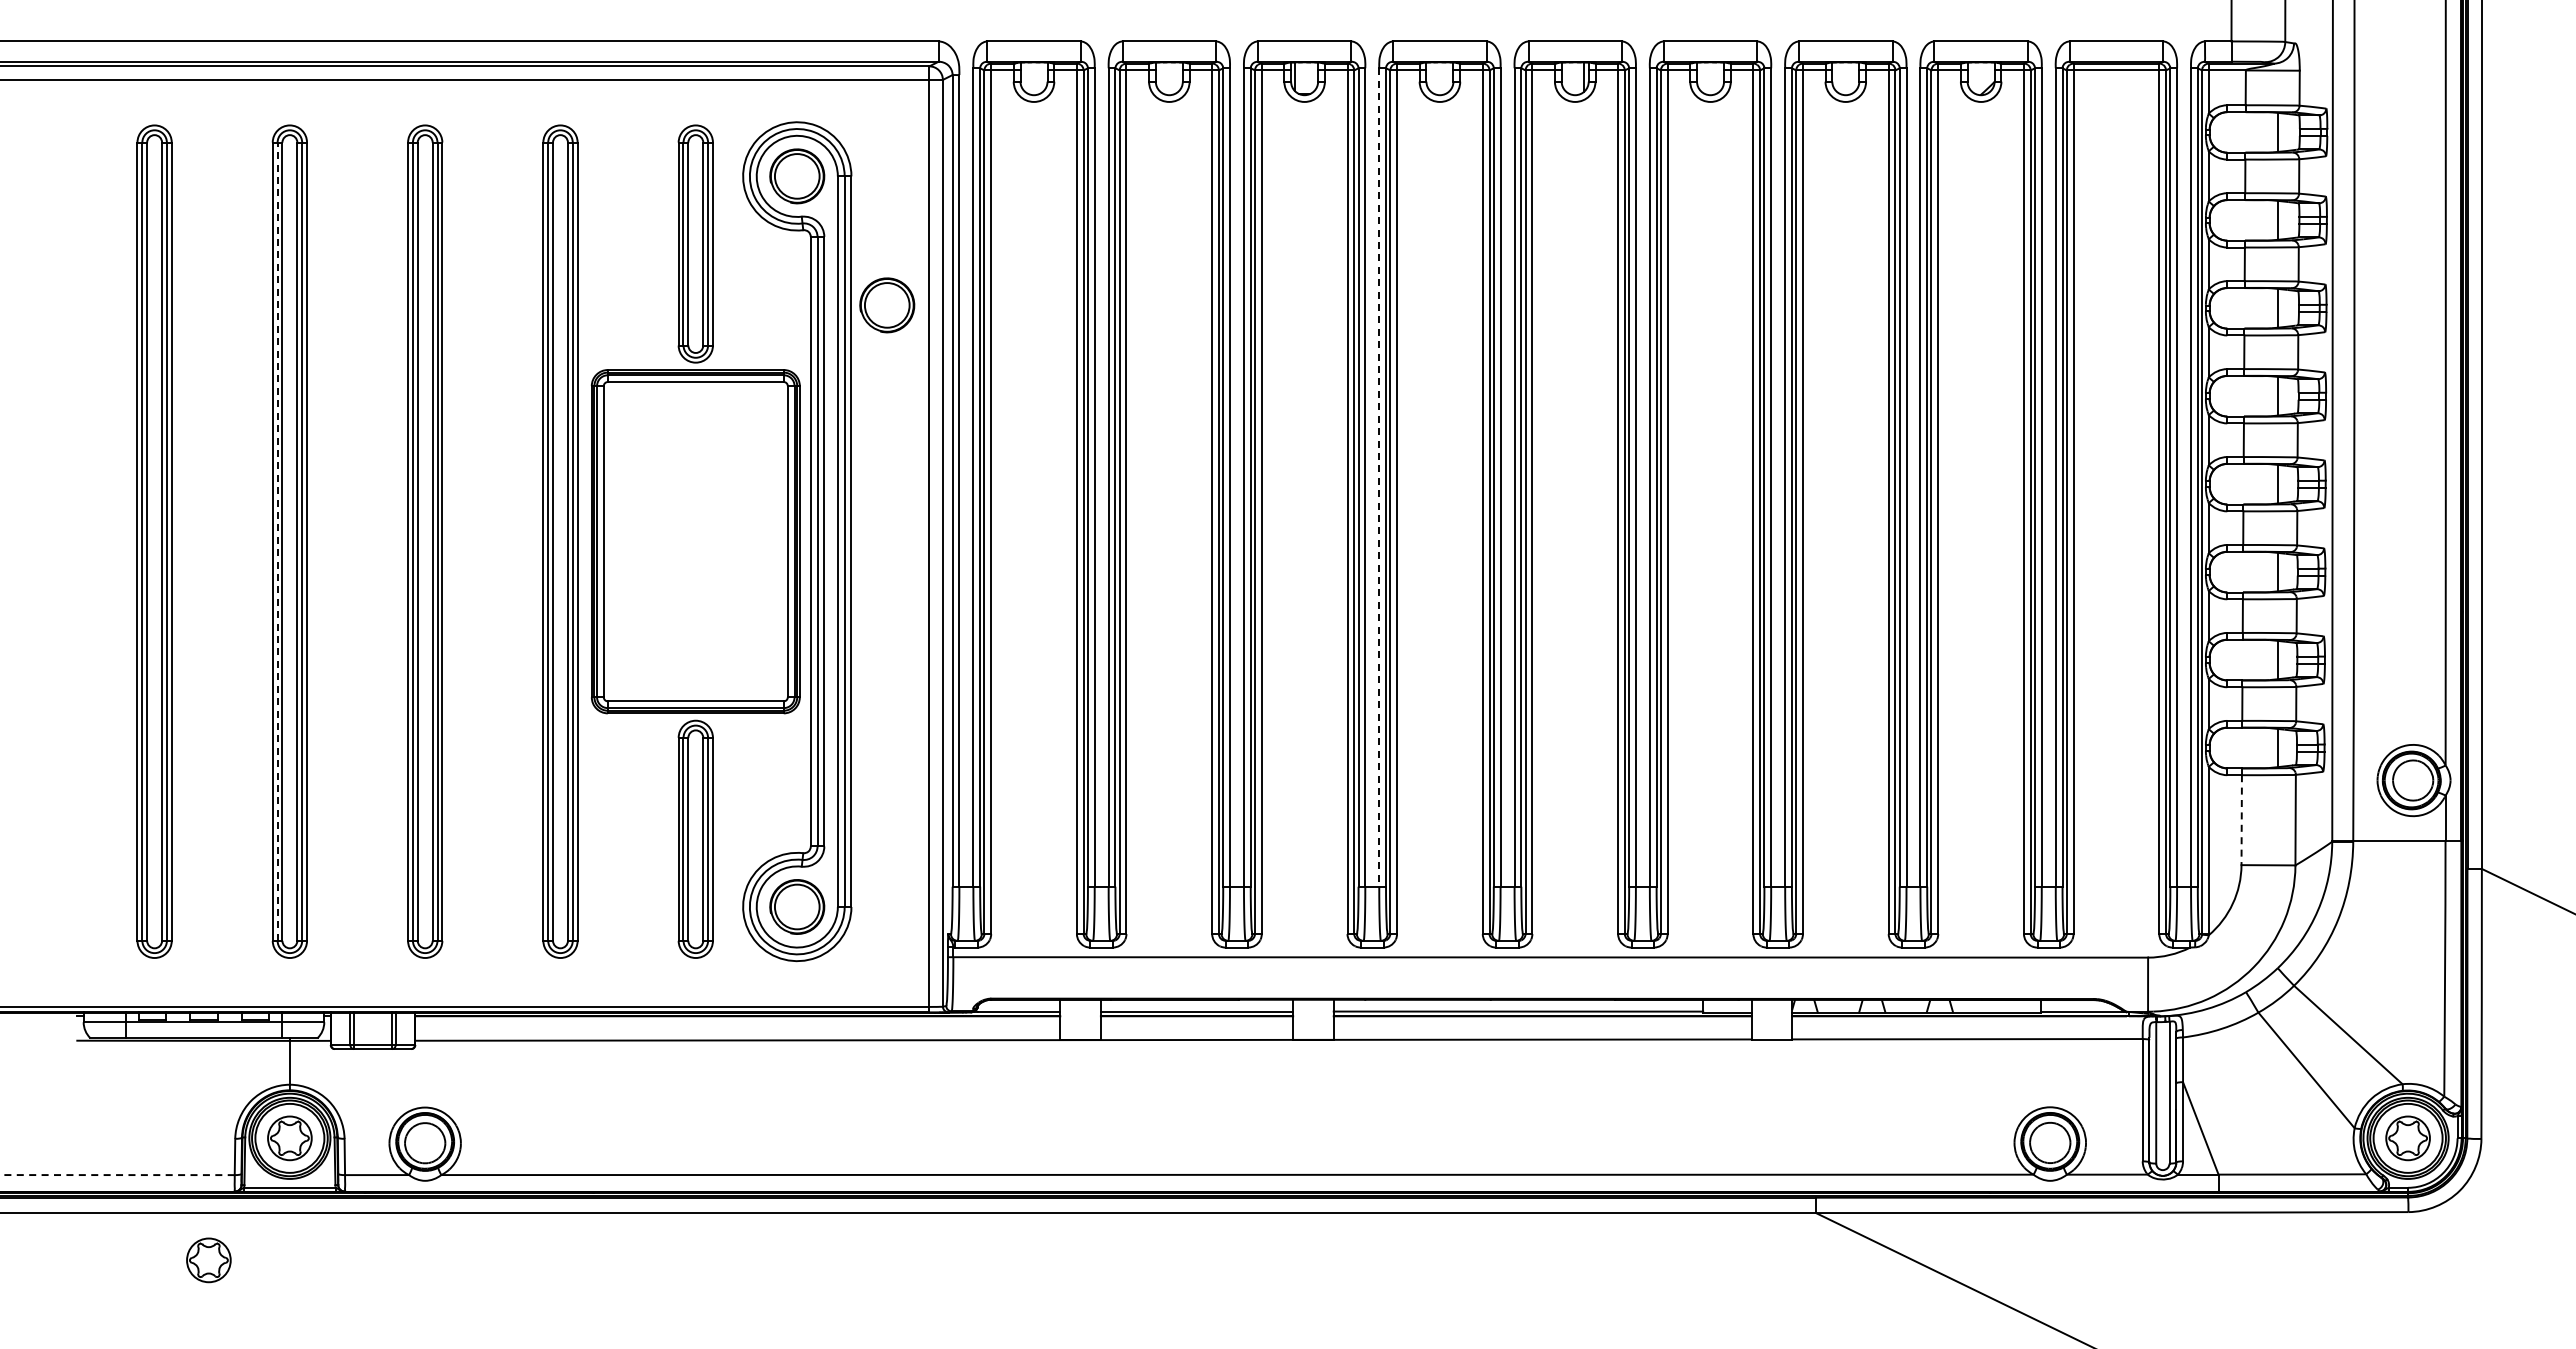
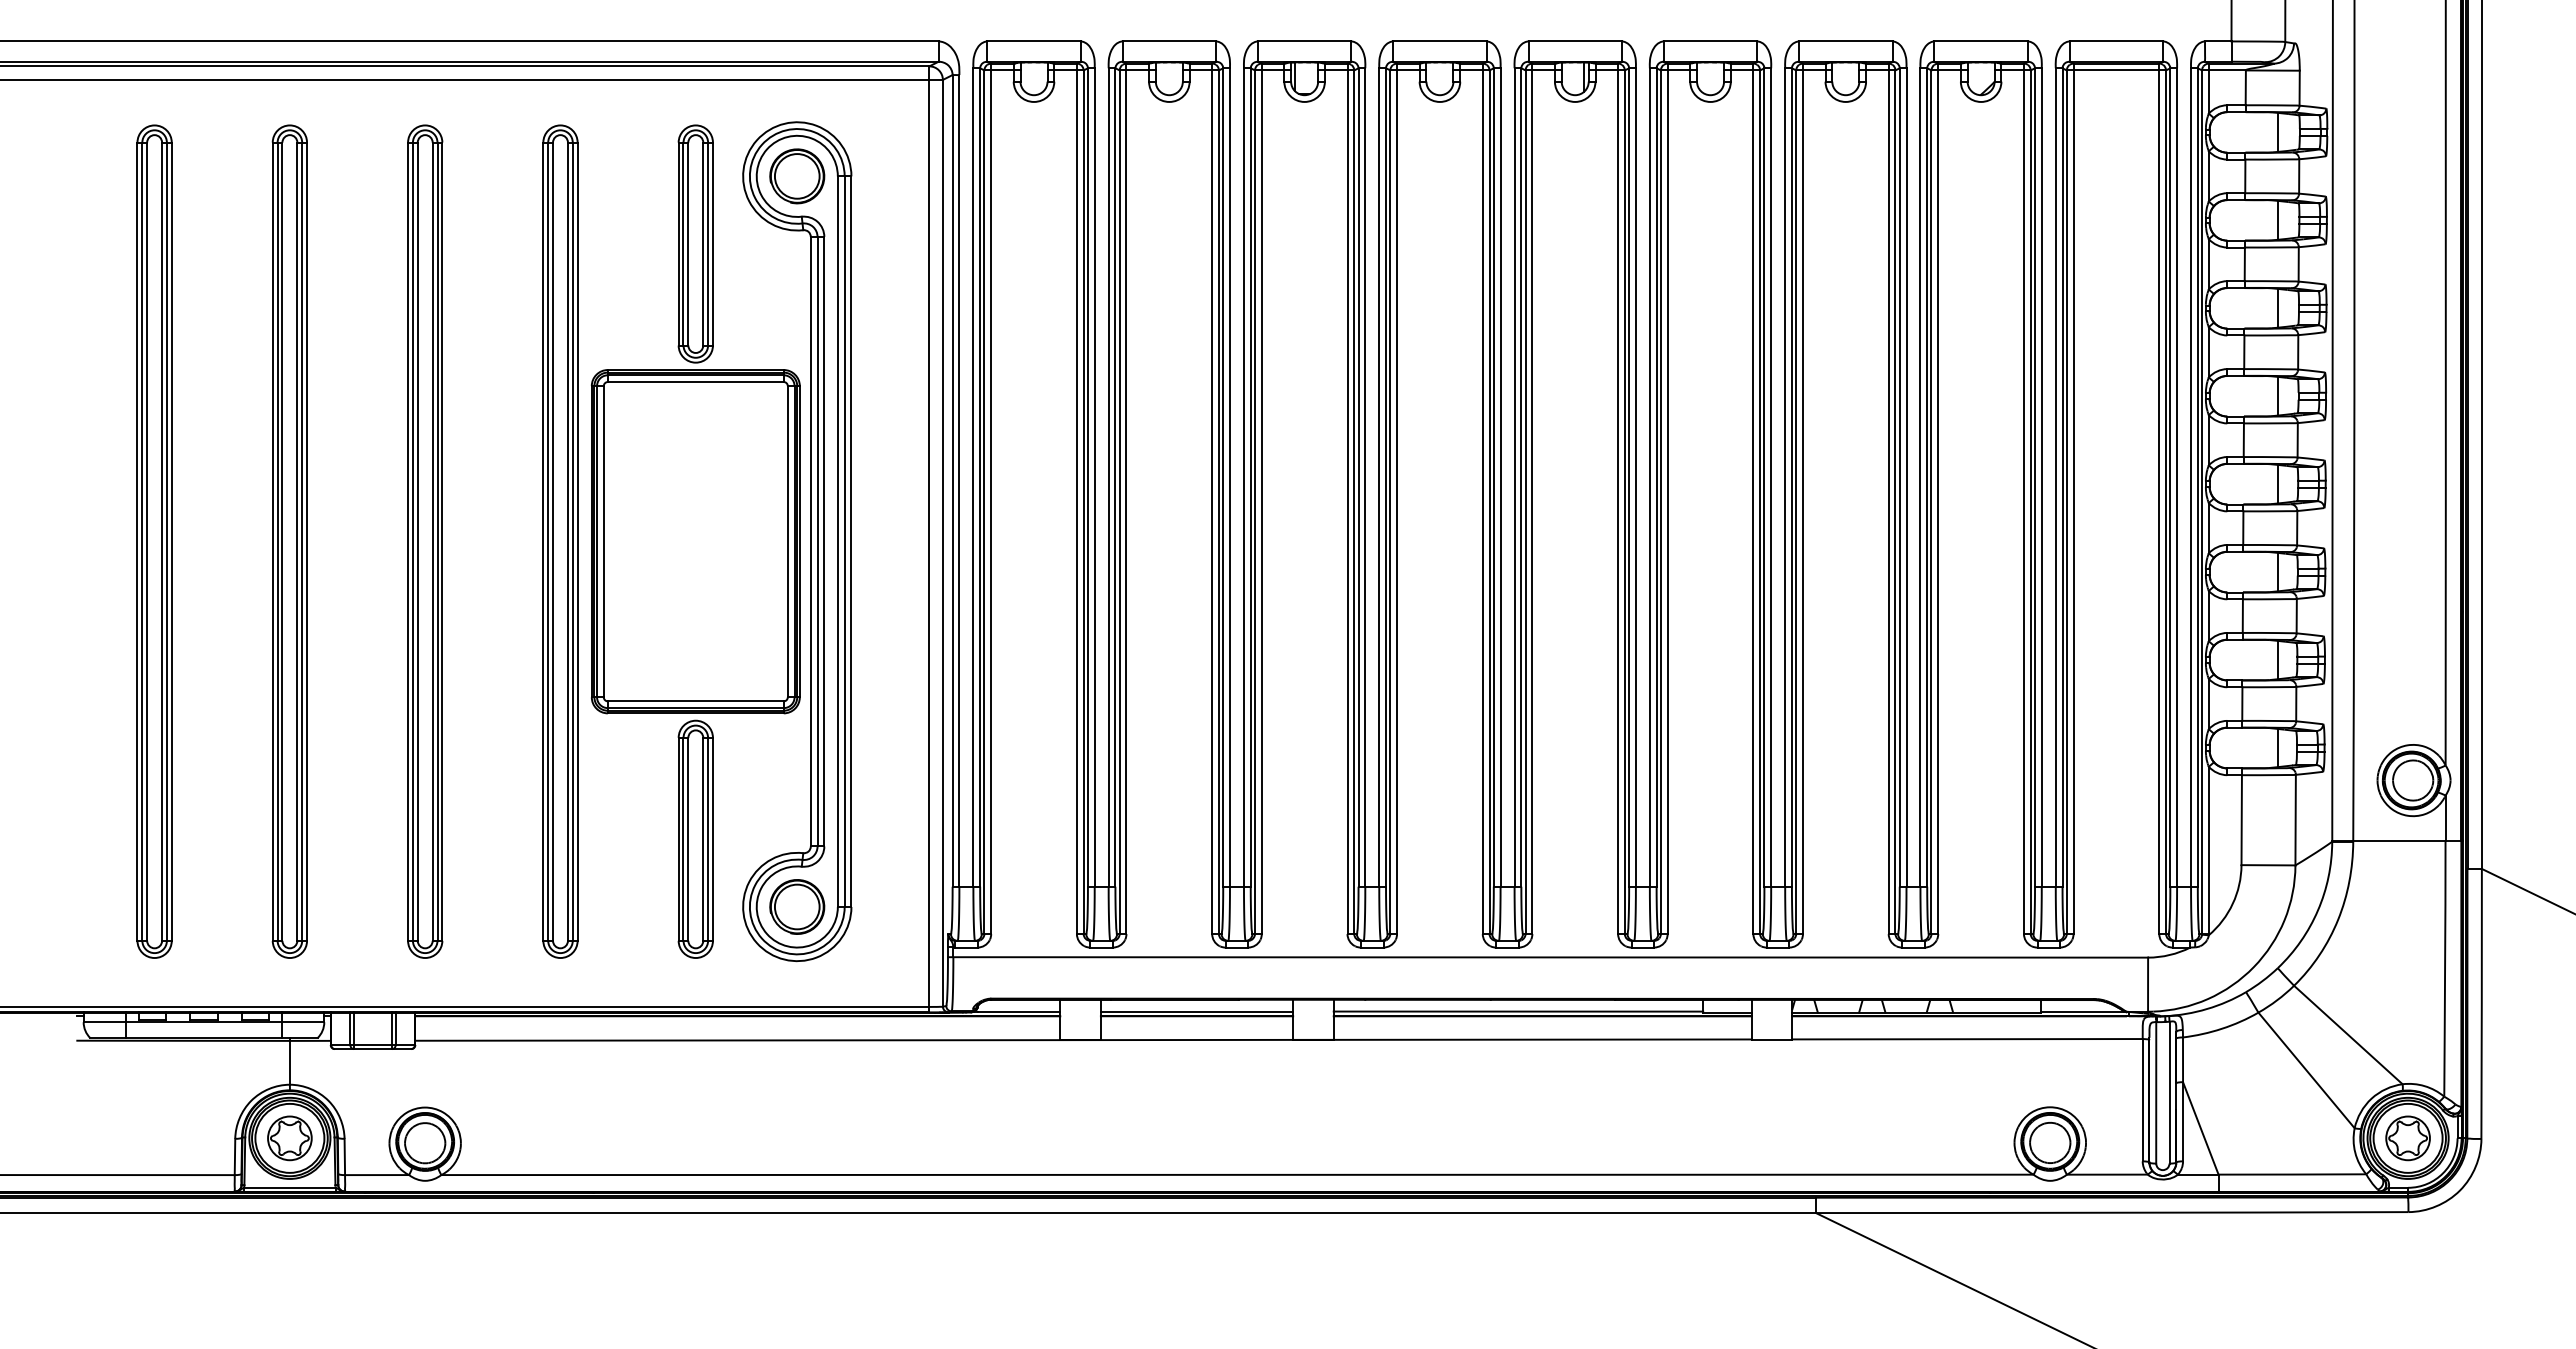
part: present -> none (887, 305)
line: dashed -> solid (1379, 478)
line: dashed -> solid (277, 541)
line: dashed -> solid (2241, 820)
line: dashed -> solid (117, 1175)
part: present -> none (208, 1260)
